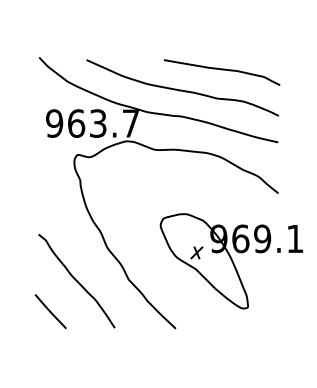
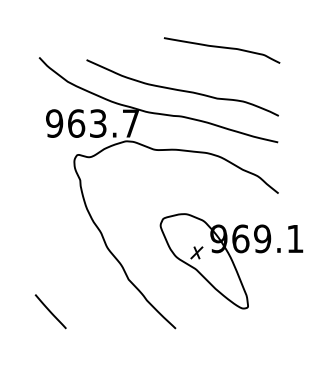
curve position: (221, 70) -> (221, 48) (221, 48)
curve: present -> none (76, 281)
